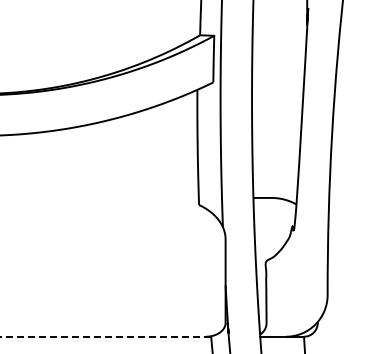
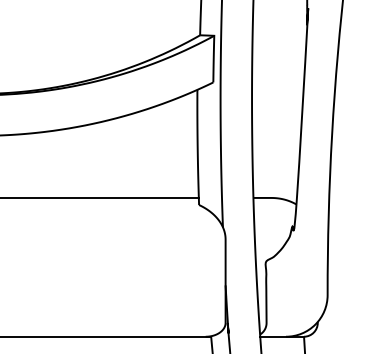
line: none -> present (100, 197)
line: dashed -> solid (105, 336)
